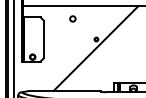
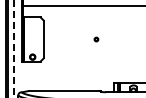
circle: present -> none (72, 18)
line: solid -> dashed (14, 48)
line: present -> none (95, 48)
